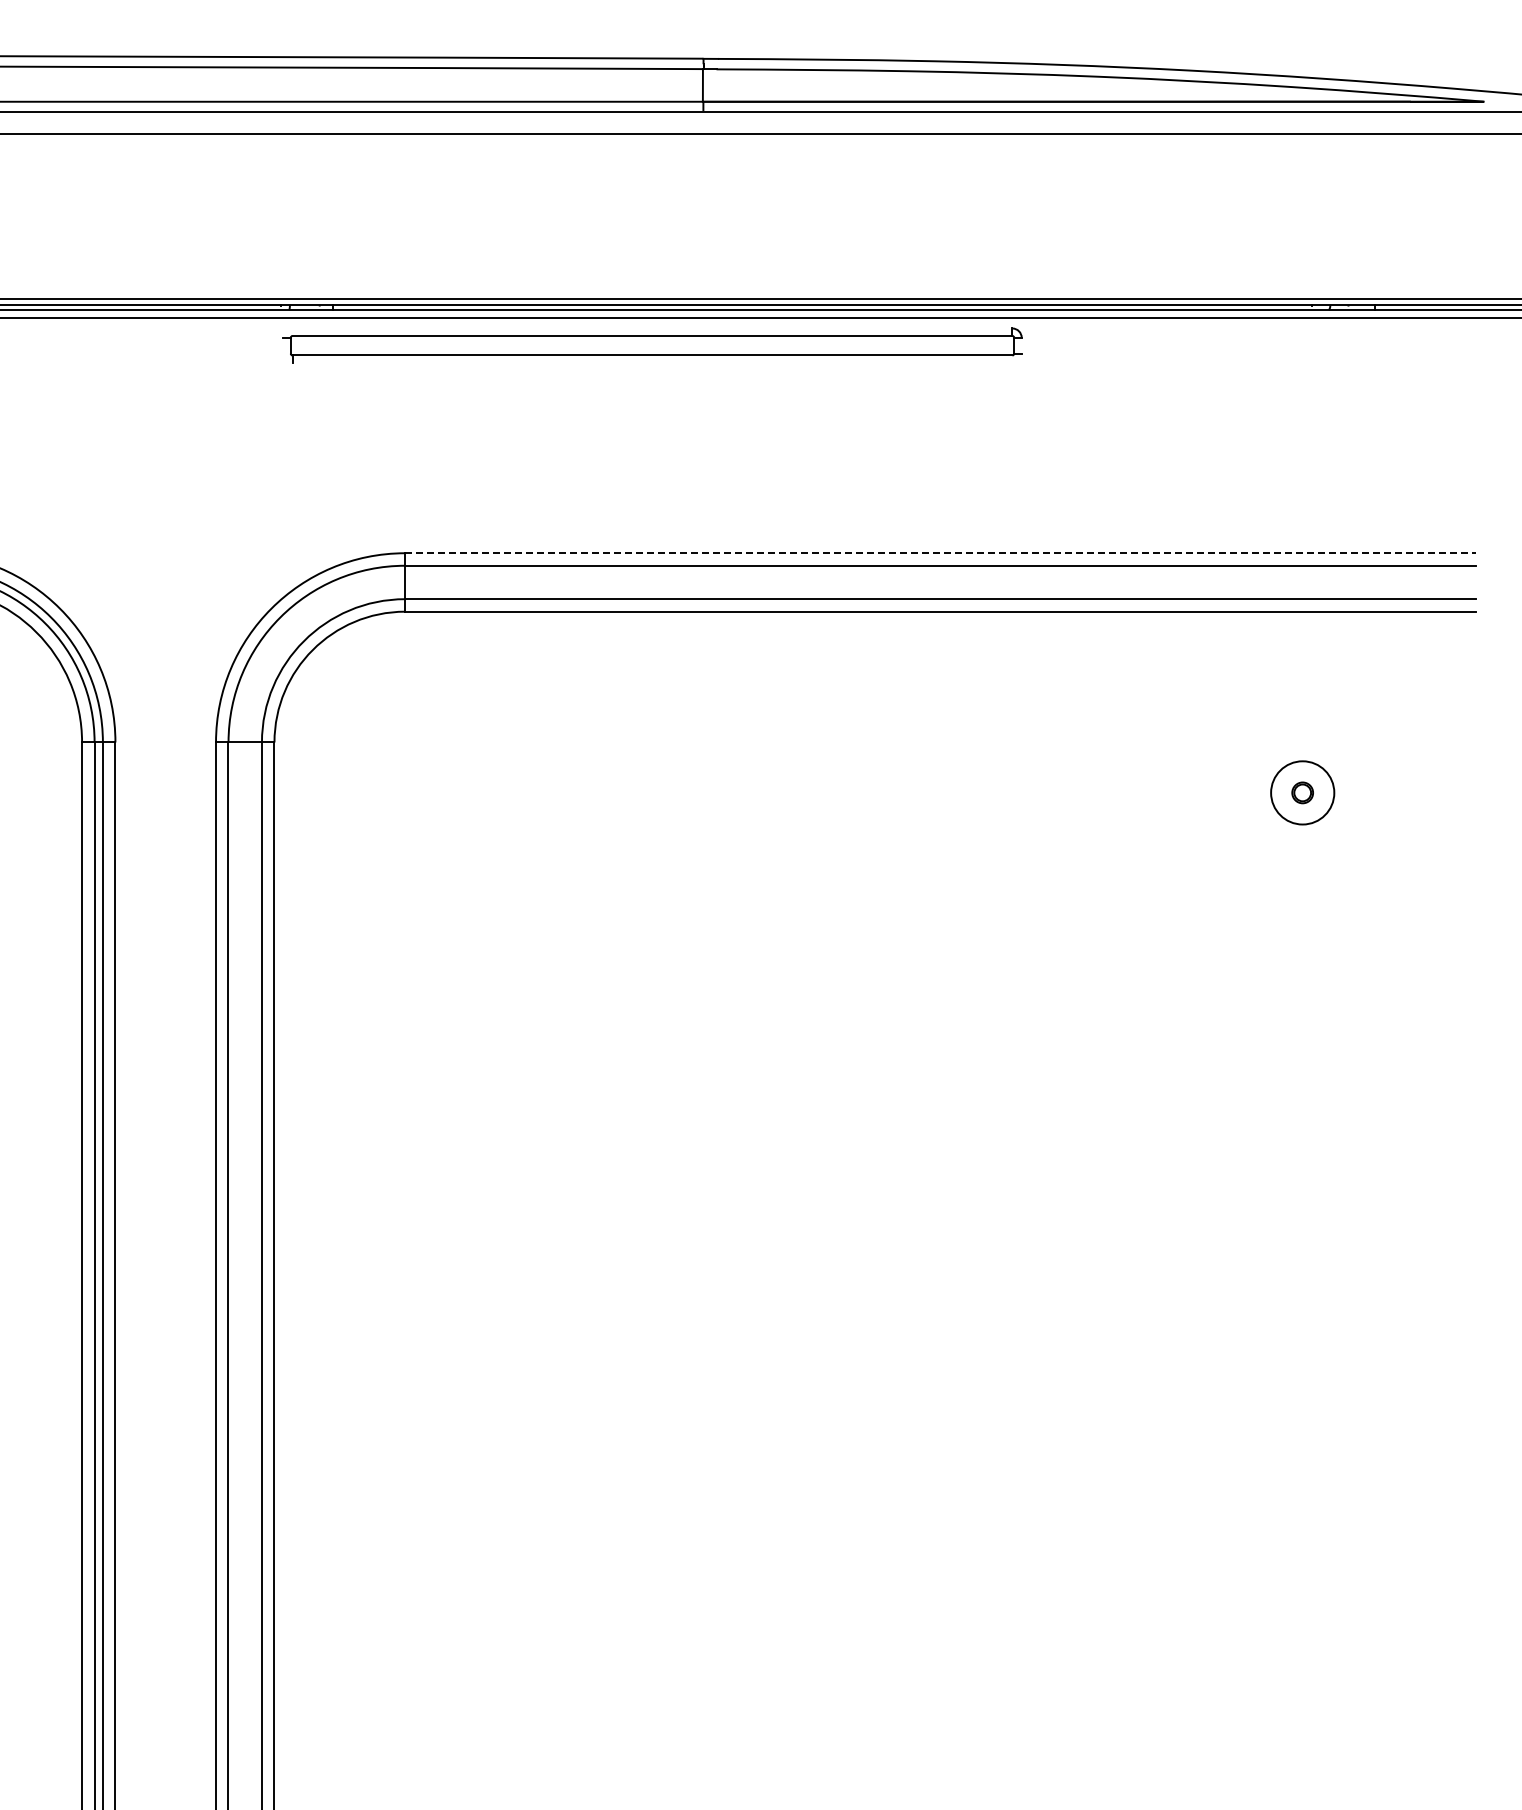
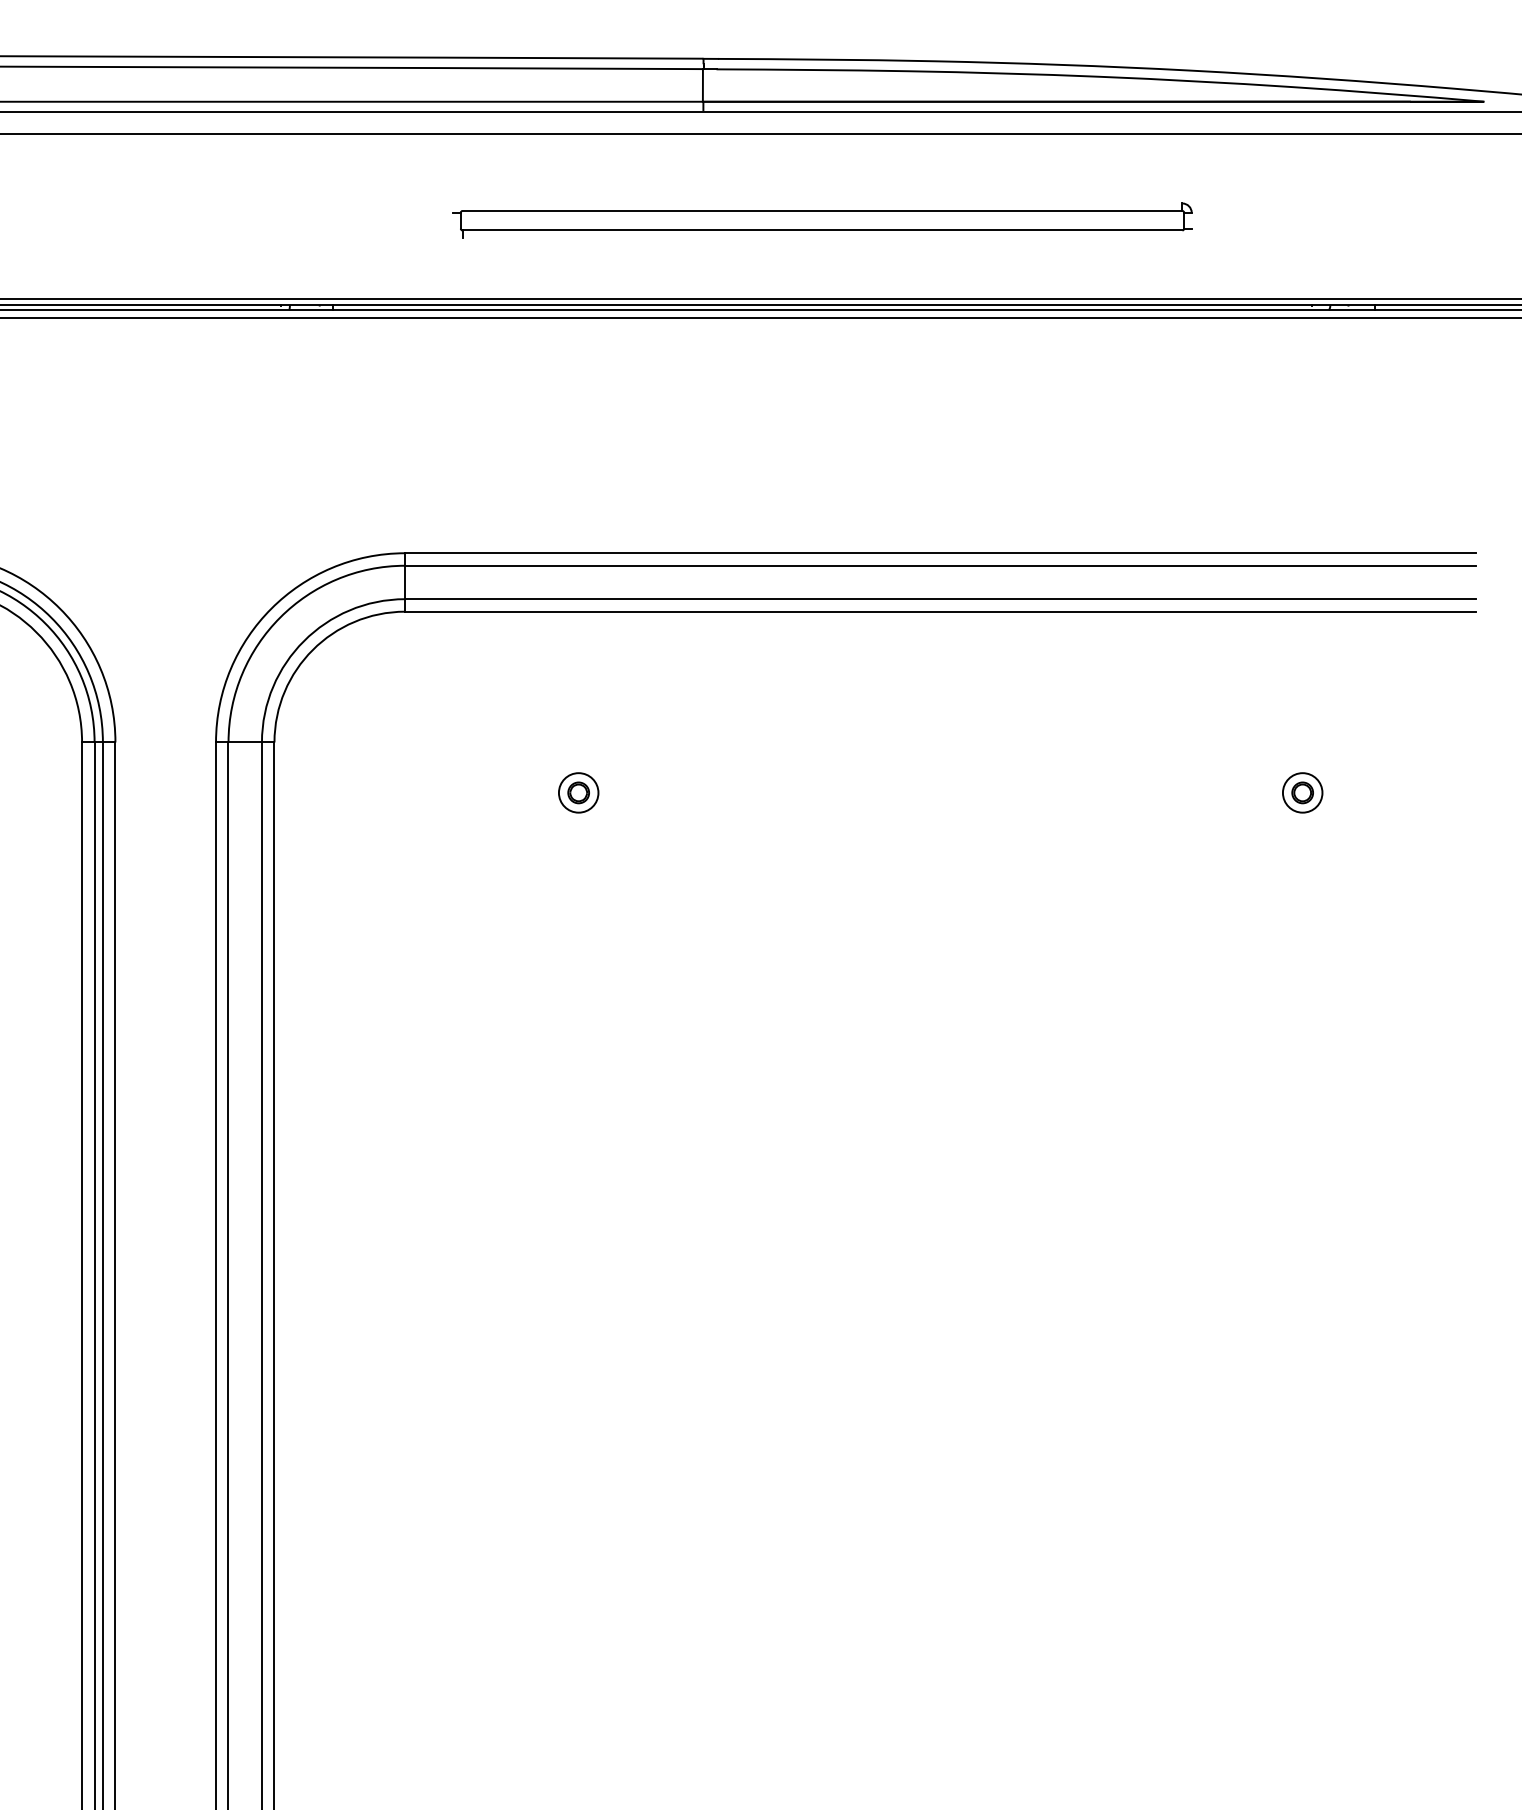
part position: (652, 345) -> (822, 220) (822, 220)
line: dashed -> solid (941, 553)
part: none -> present (578, 792)
circle diameter: 63 px -> 40 px (1302, 792)
